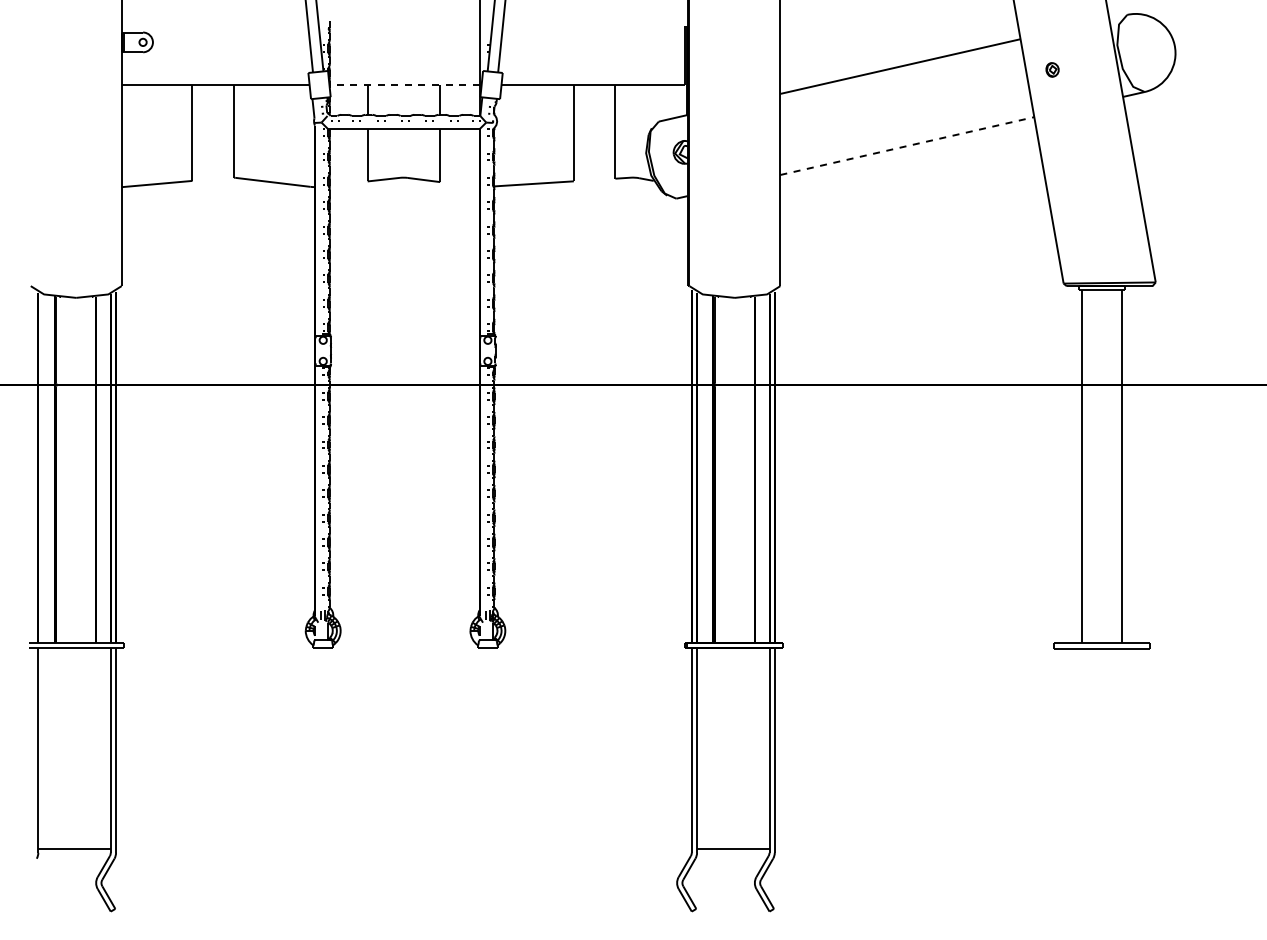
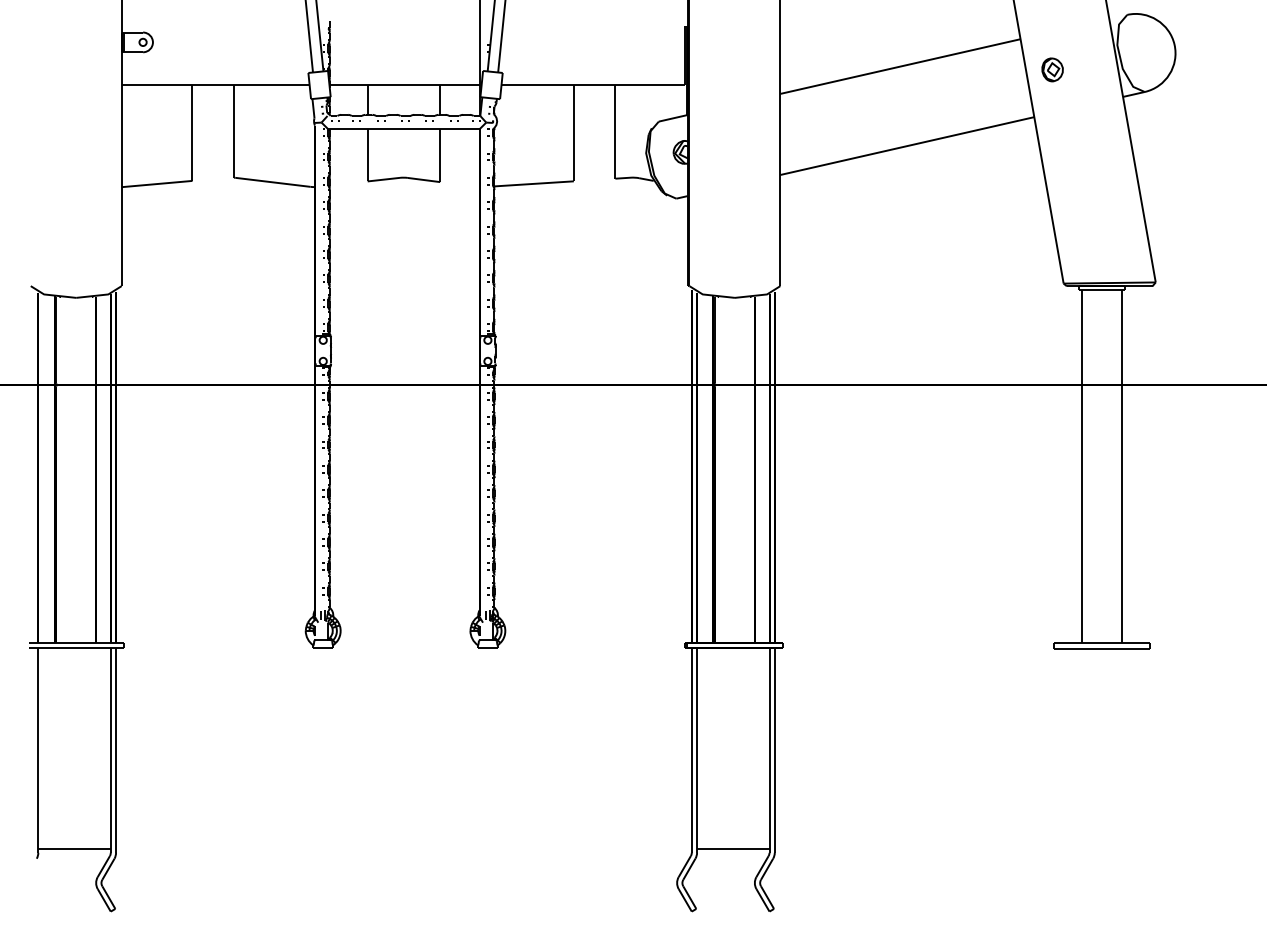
part size: 15x16 px -> 23x26 px (1052, 69)
line: dashed -> solid (404, 85)
line: dashed -> solid (907, 145)
